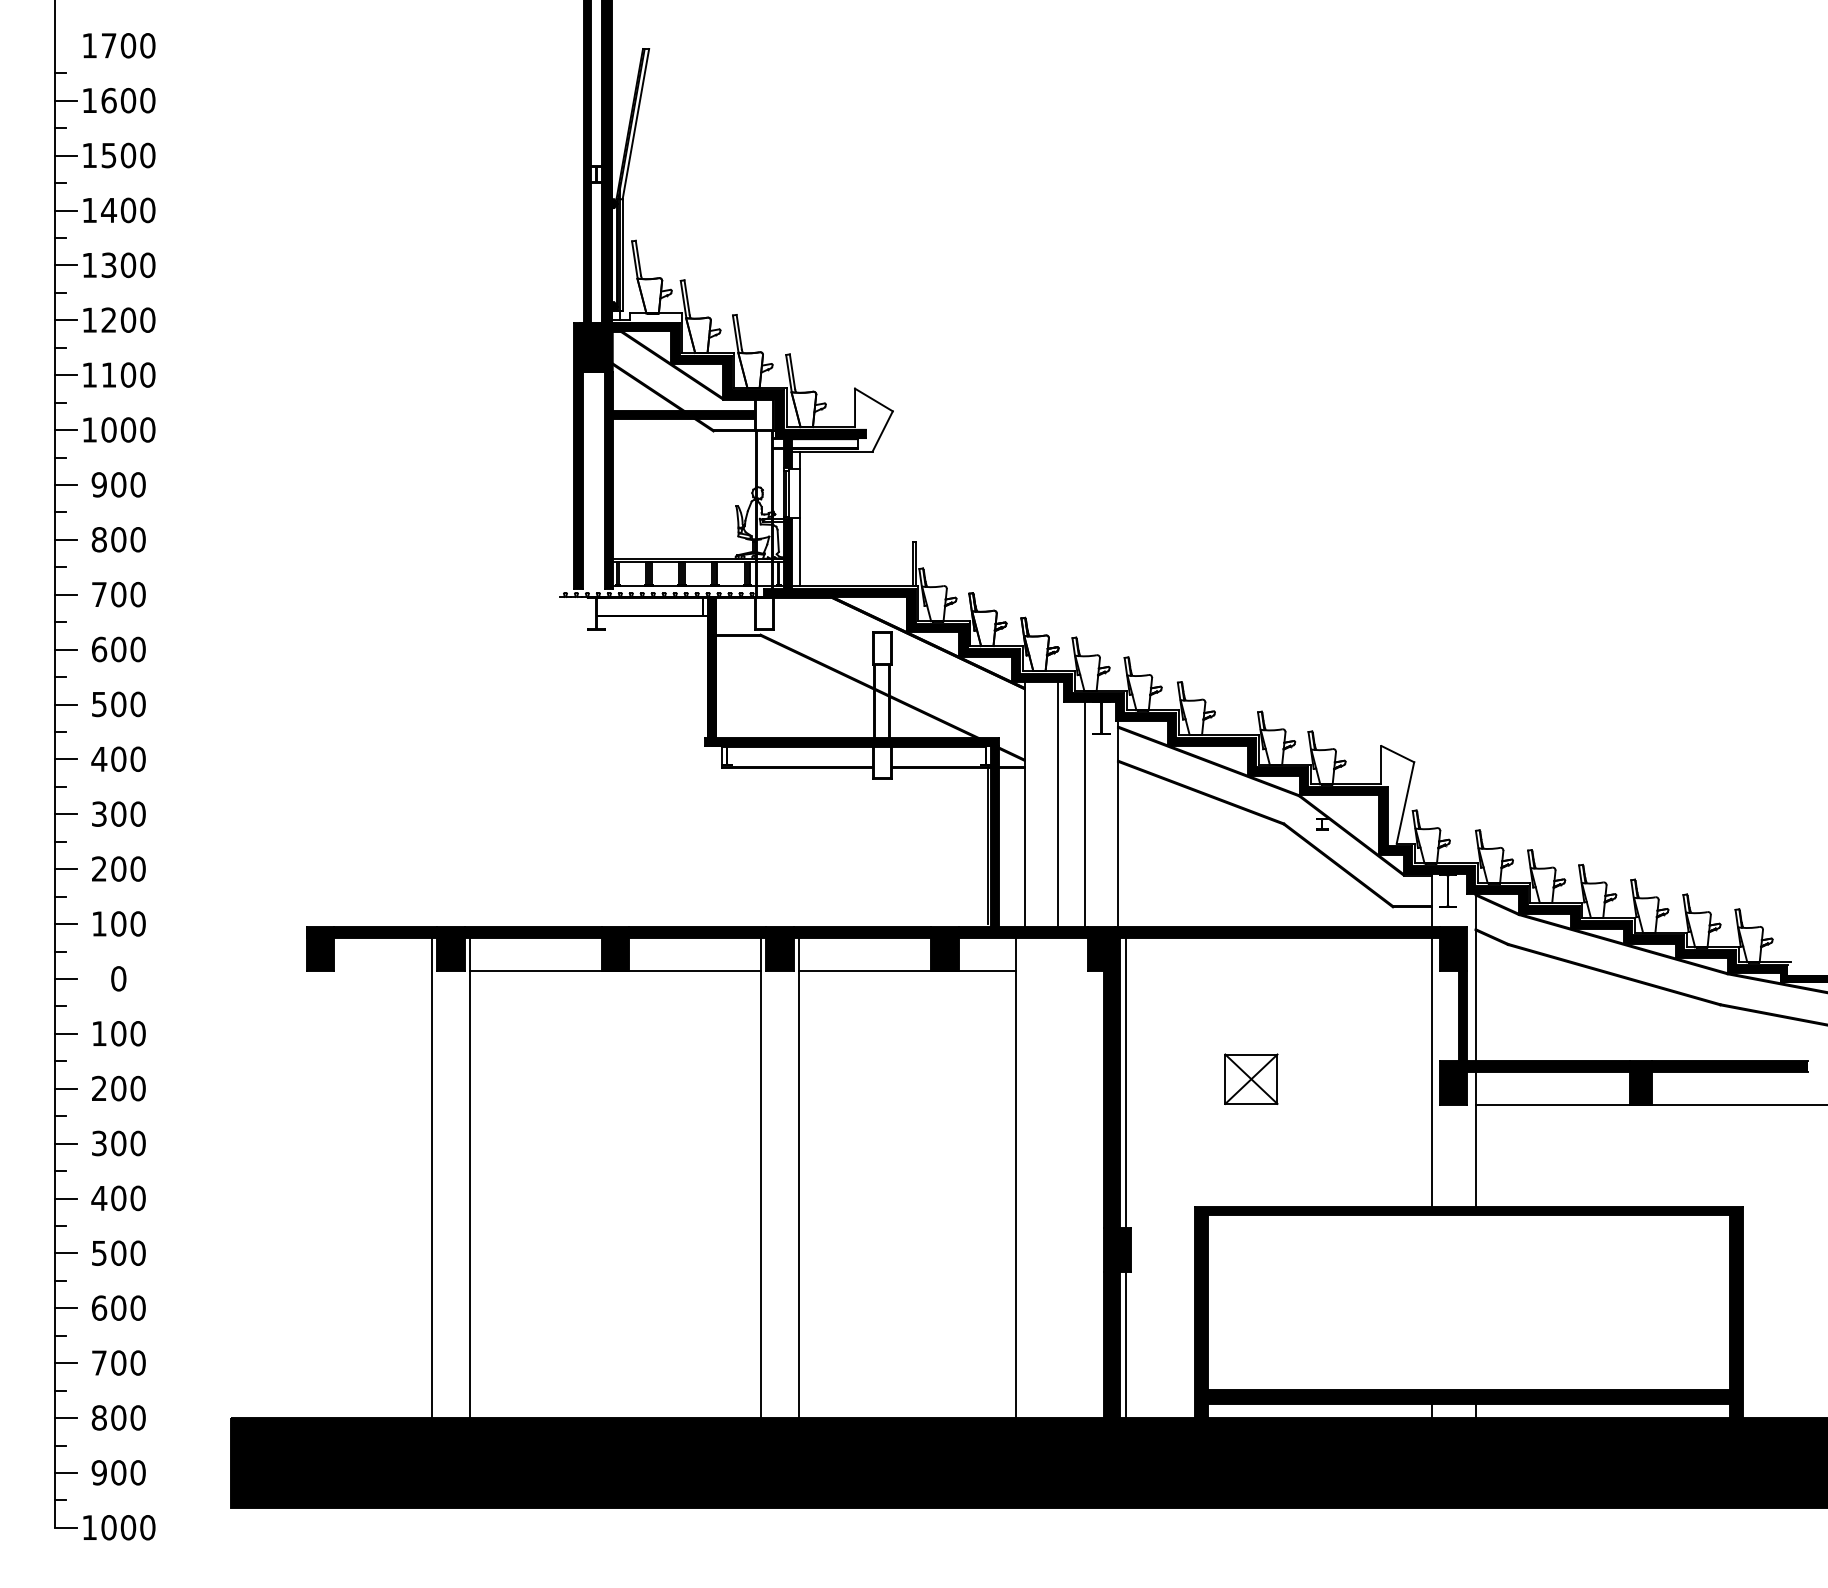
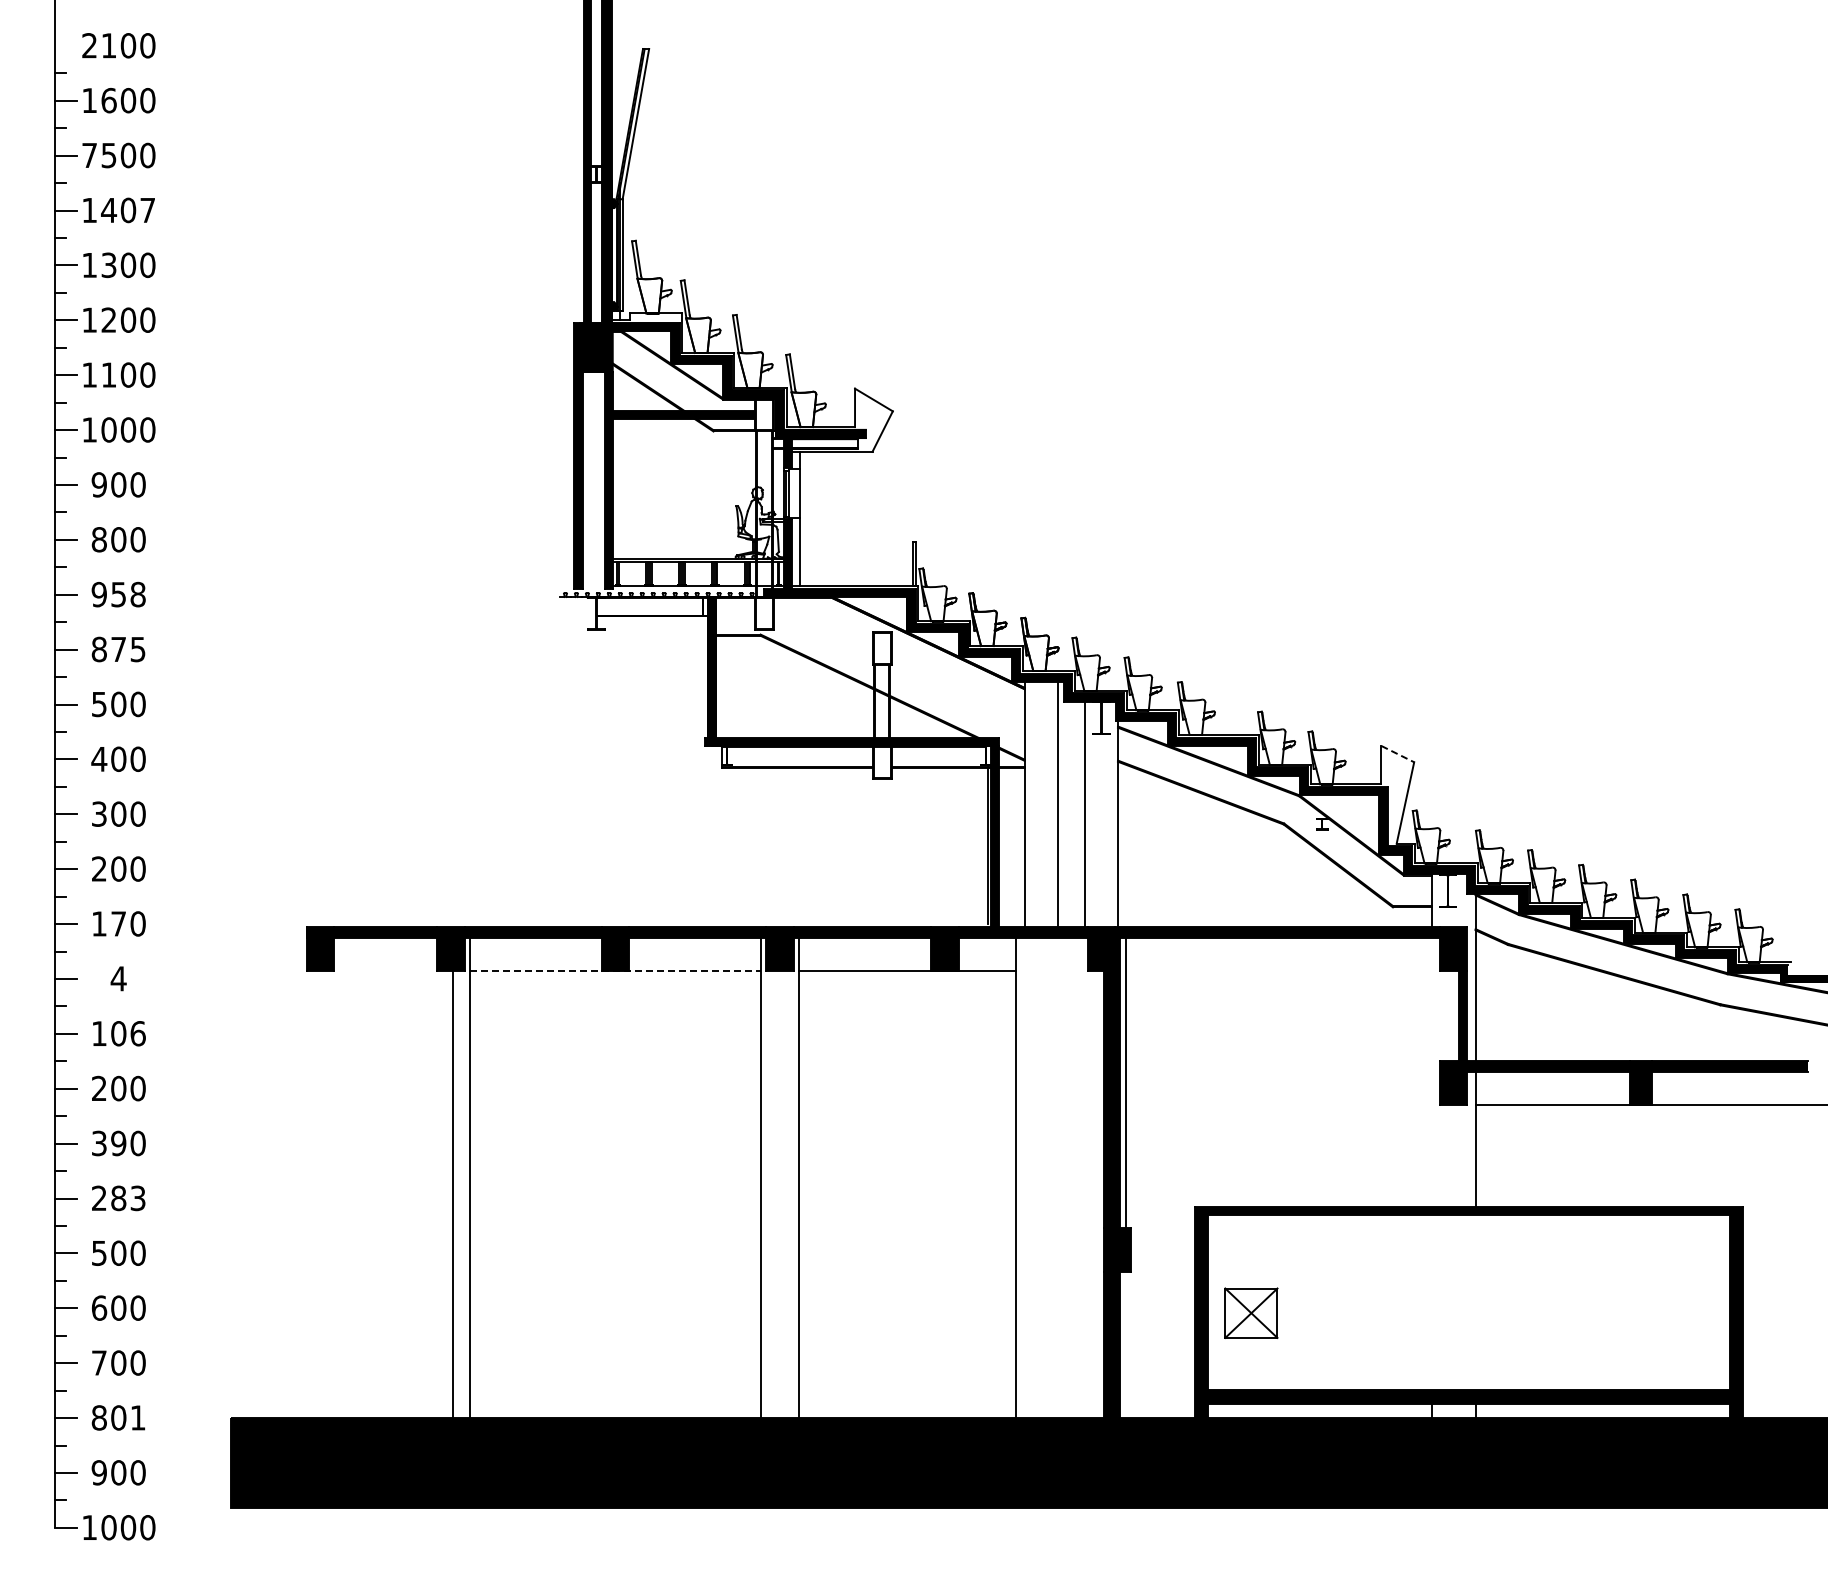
text: 1700 -> 2100 (99, 45)
text: 1500 -> 7500 (89, 155)
text: 1400 -> 1407 (147, 210)
text: 700 -> 958 (118, 594)
text: 600 -> 875 (118, 649)
line: solid -> dashed (1398, 754)
text: 100 -> 170 (118, 923)
line: solid -> dashed (615, 970)
text: 0 -> 4 (118, 978)
text: 100 -> 106 (137, 1033)
line: present -> none (1431, 1071)
part position: (1251, 1078) -> (1251, 1312) (1251, 1312)
text: 300 -> 390 (118, 1143)
line position: (431, 1176) -> (452, 1176) (452, 1176)
text: 400 -> 283 (118, 1198)
line: present -> none (1126, 1346)
text: 800 -> 801 (137, 1417)
